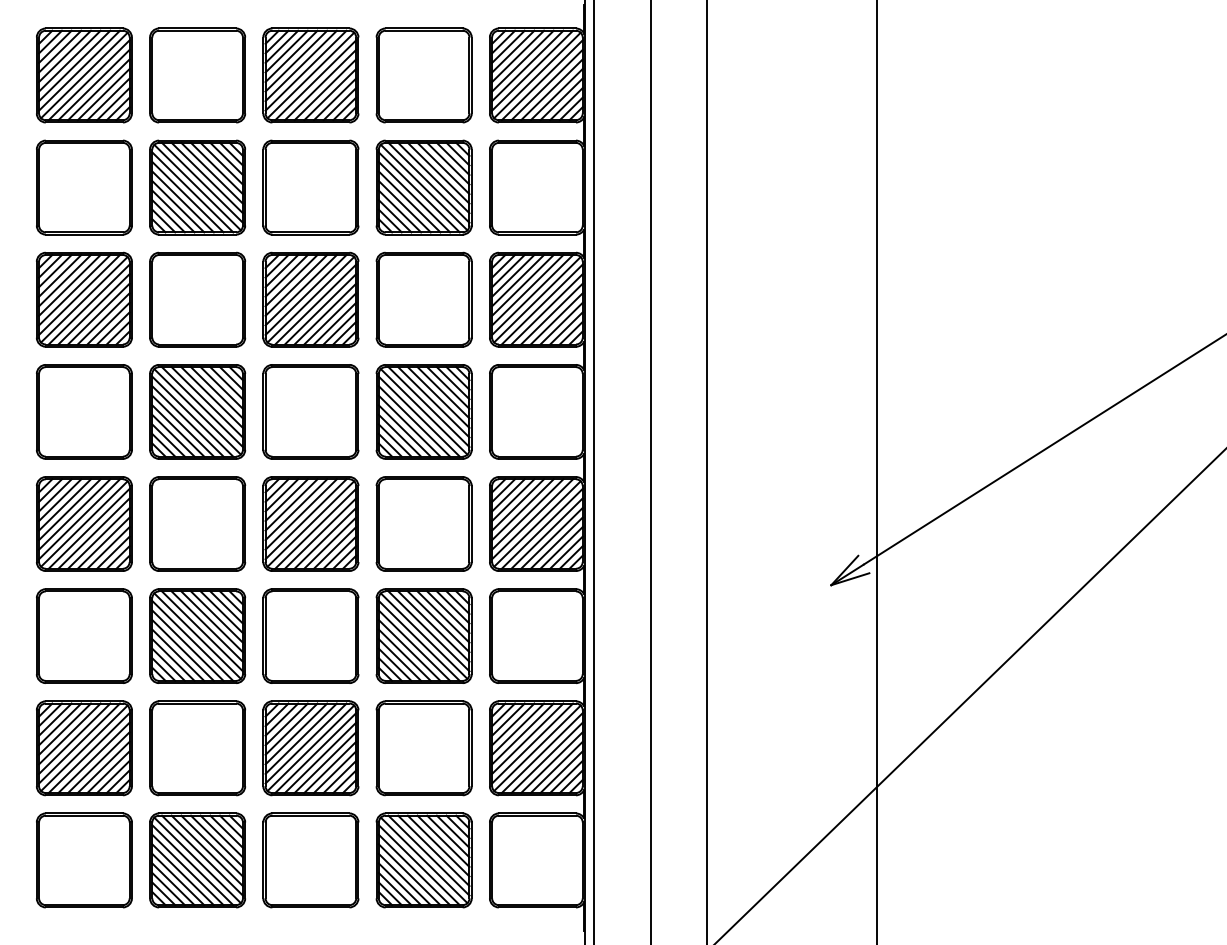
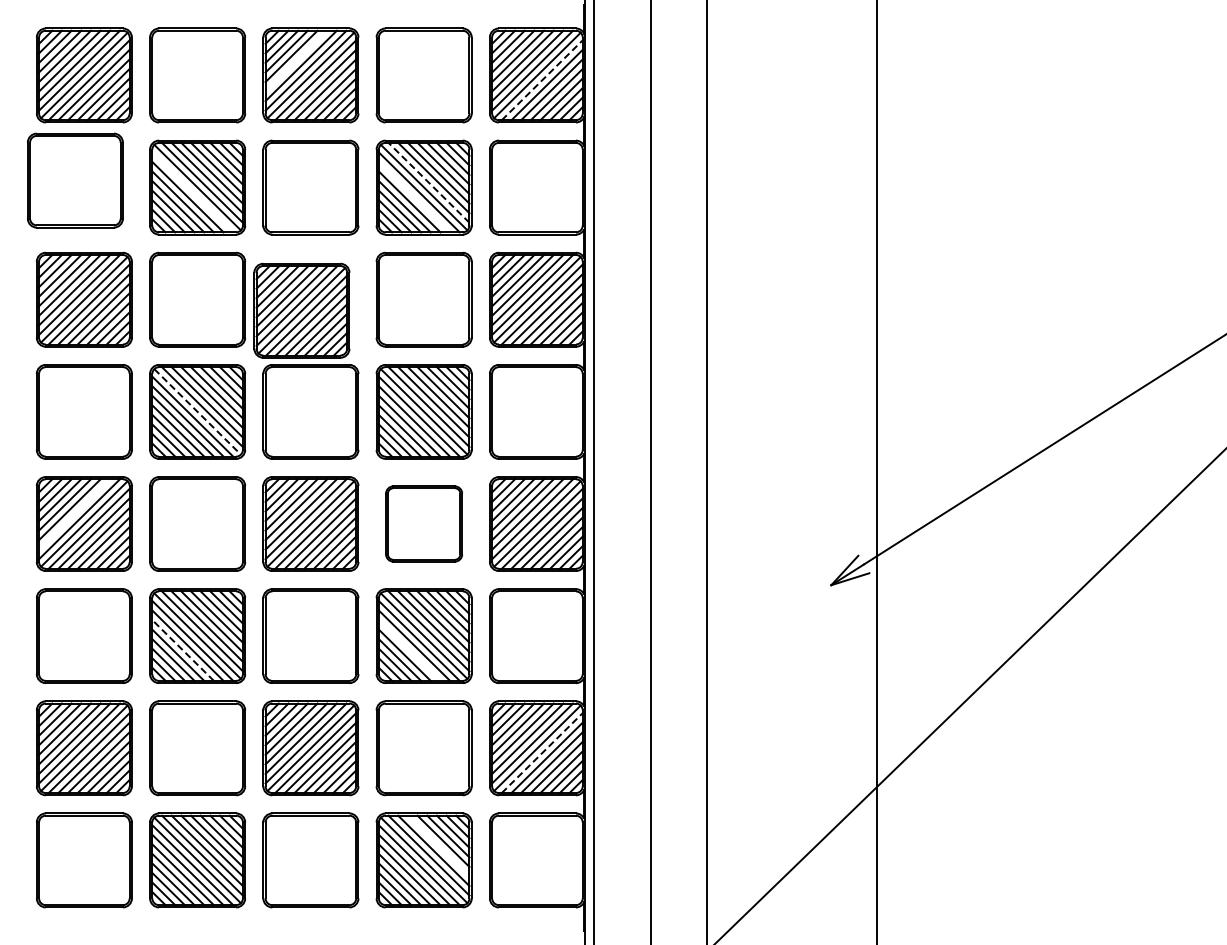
line: present -> none (296, 60)
line: solid -> dashed (542, 80)
line: solid -> dashed (429, 182)
part position: (84, 187) -> (75, 180) (75, 180)
line: present -> none (192, 192)
line: present -> none (414, 196)
part position: (310, 299) -> (301, 310) (301, 310)
line: solid -> dashed (197, 411)
line: present -> none (74, 514)
part size: 98x96 px -> 78x78 px (423, 523)
line: solid -> dashed (182, 650)
line: present -> none (409, 650)
line: solid -> dashed (542, 753)
line: present -> none (438, 845)
